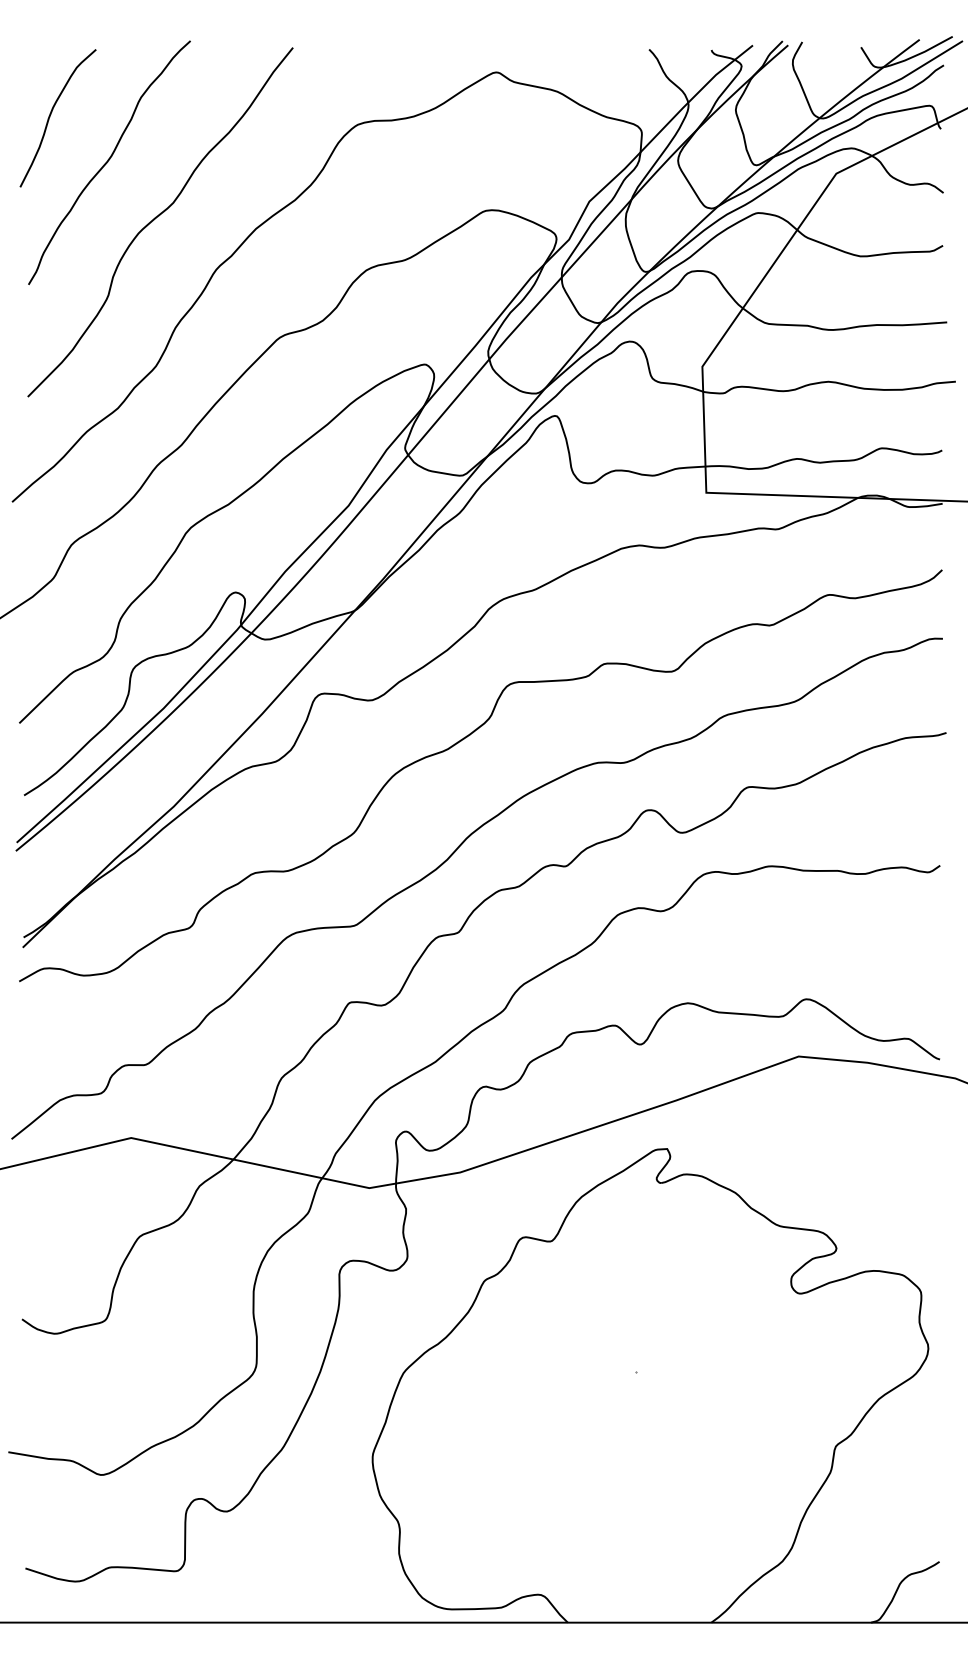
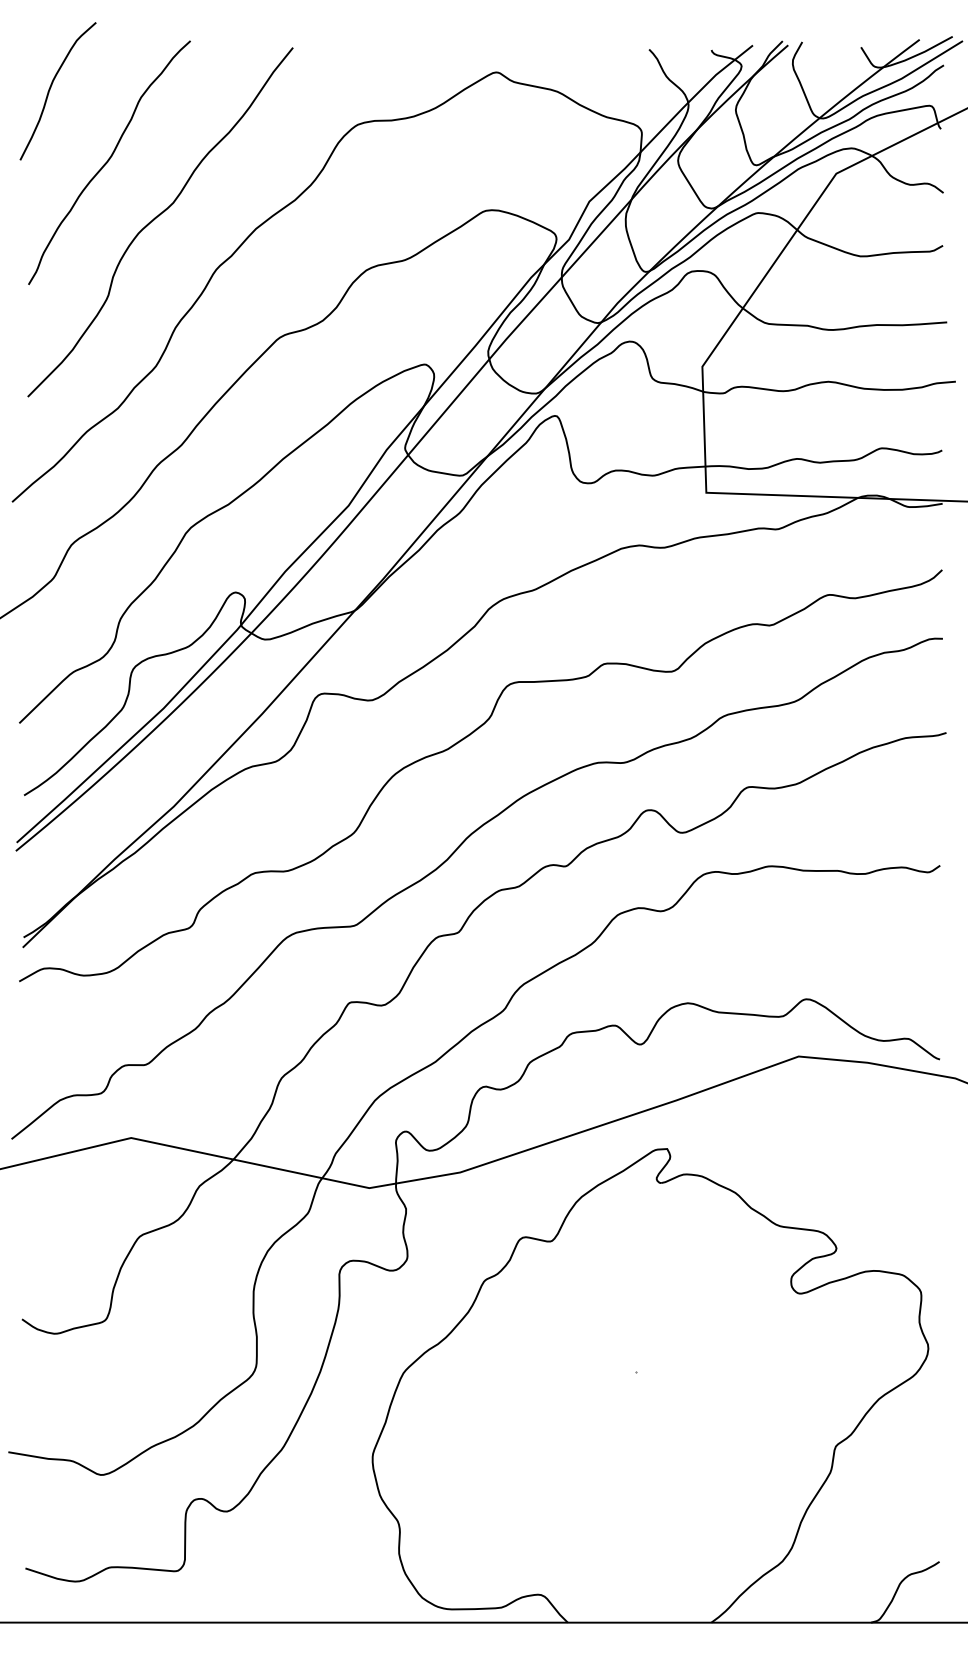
curve position: (50, 117) -> (50, 90) (50, 90)
